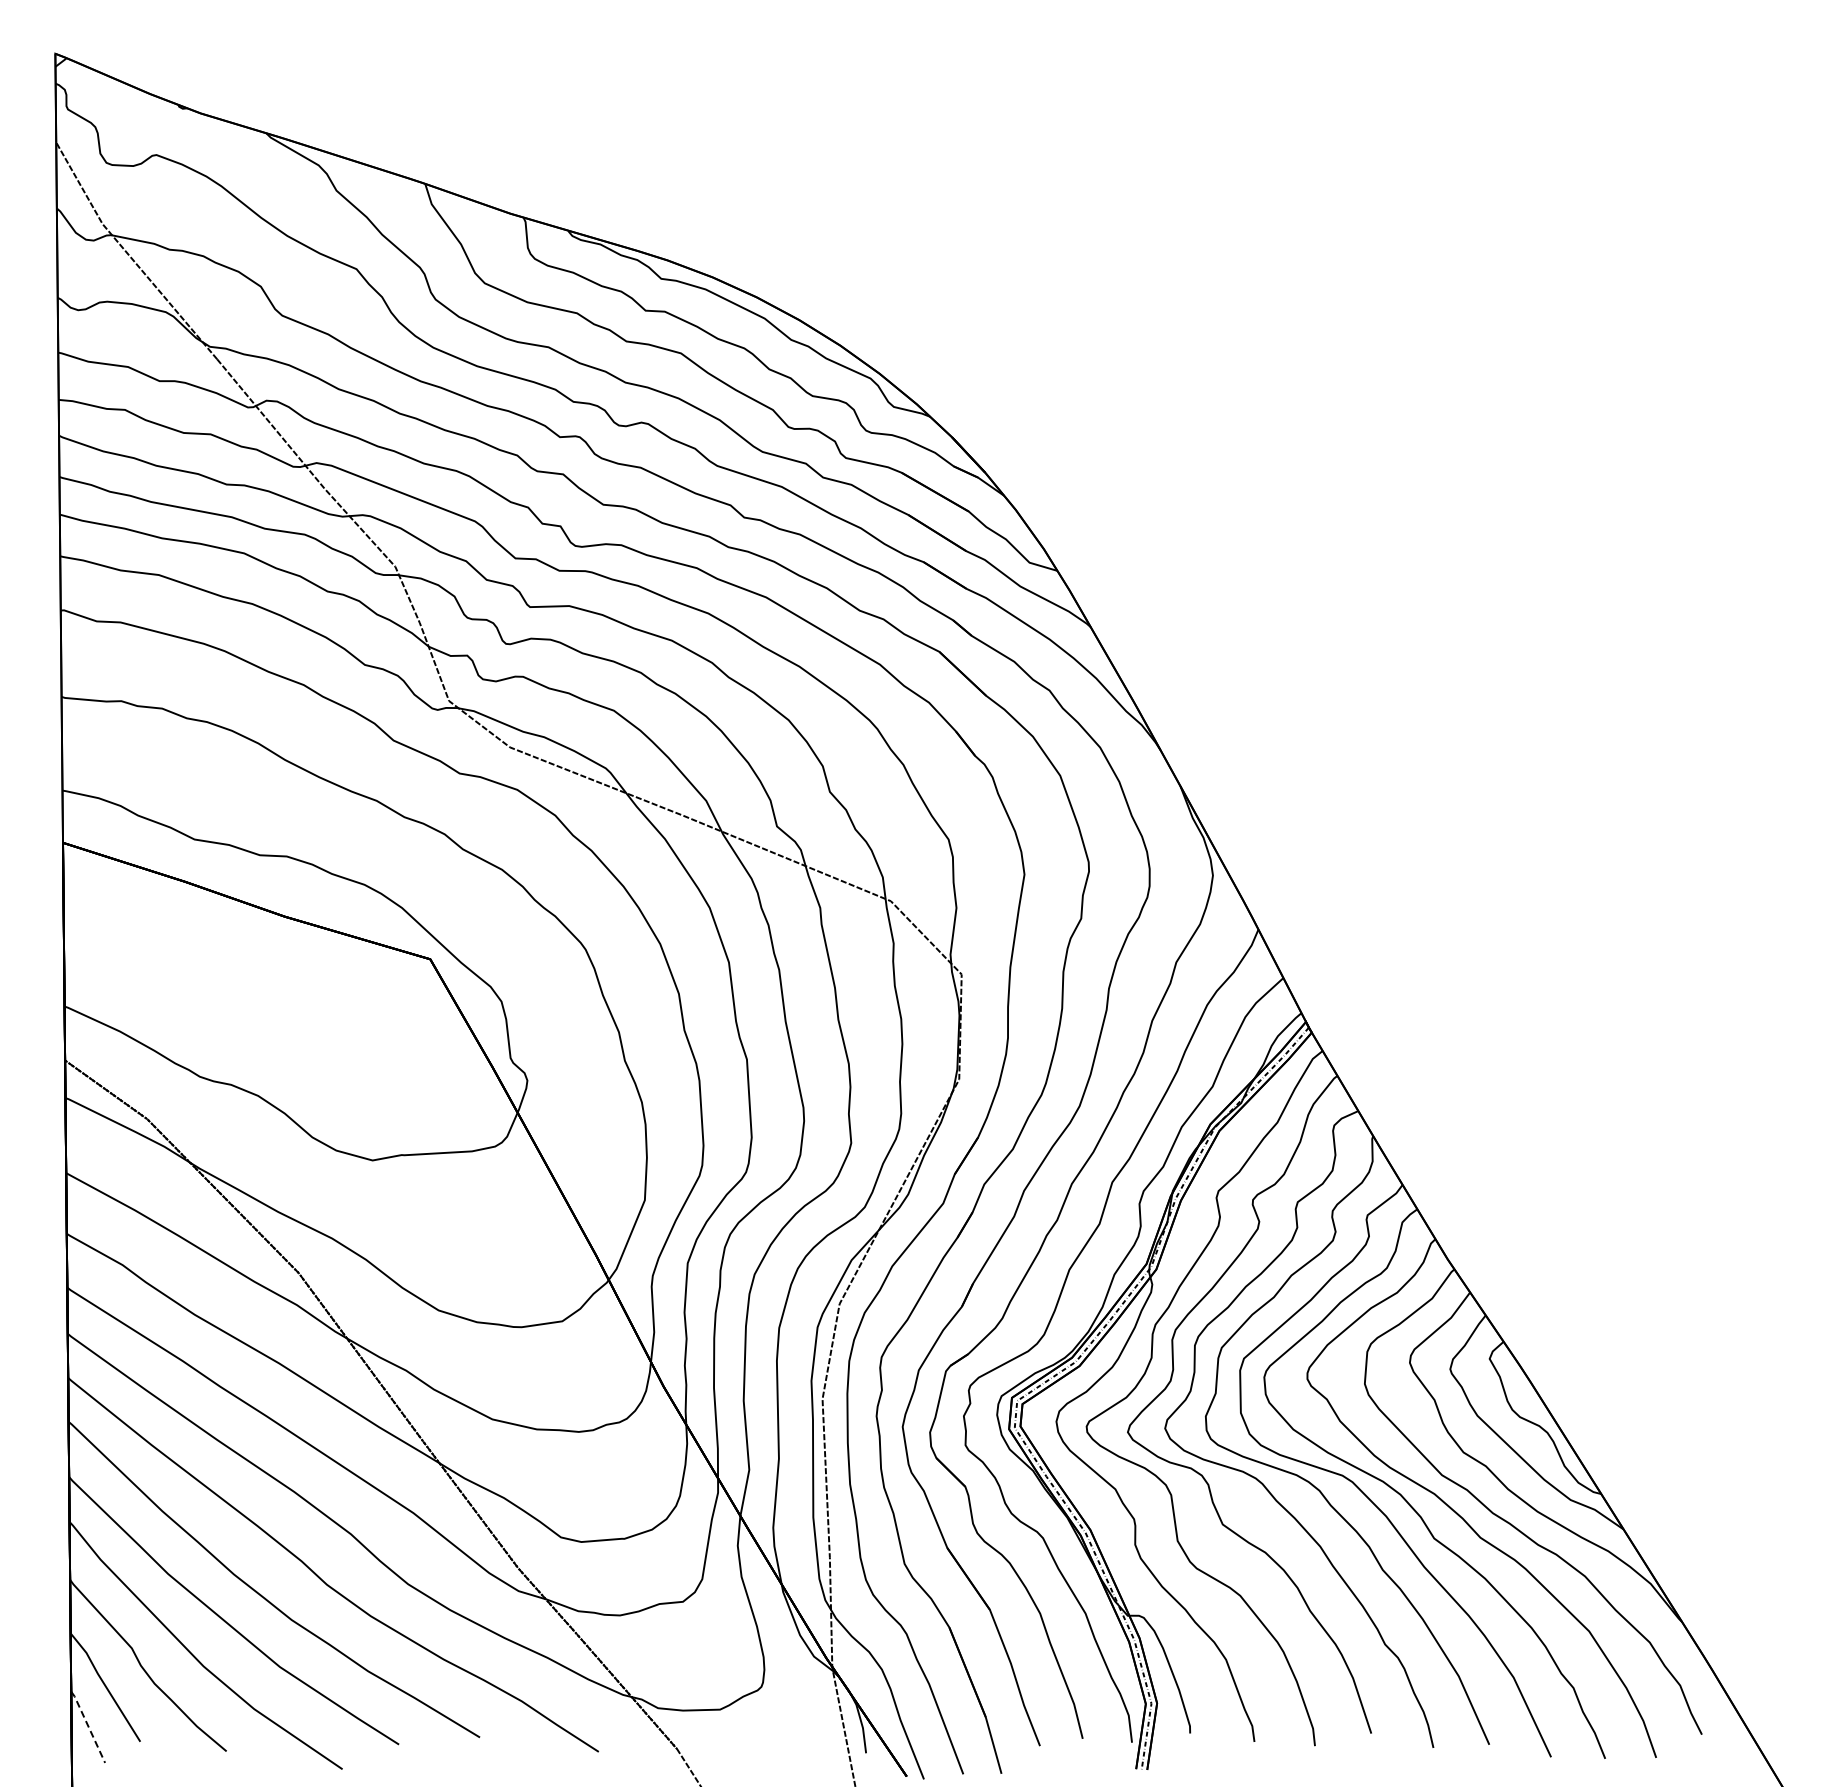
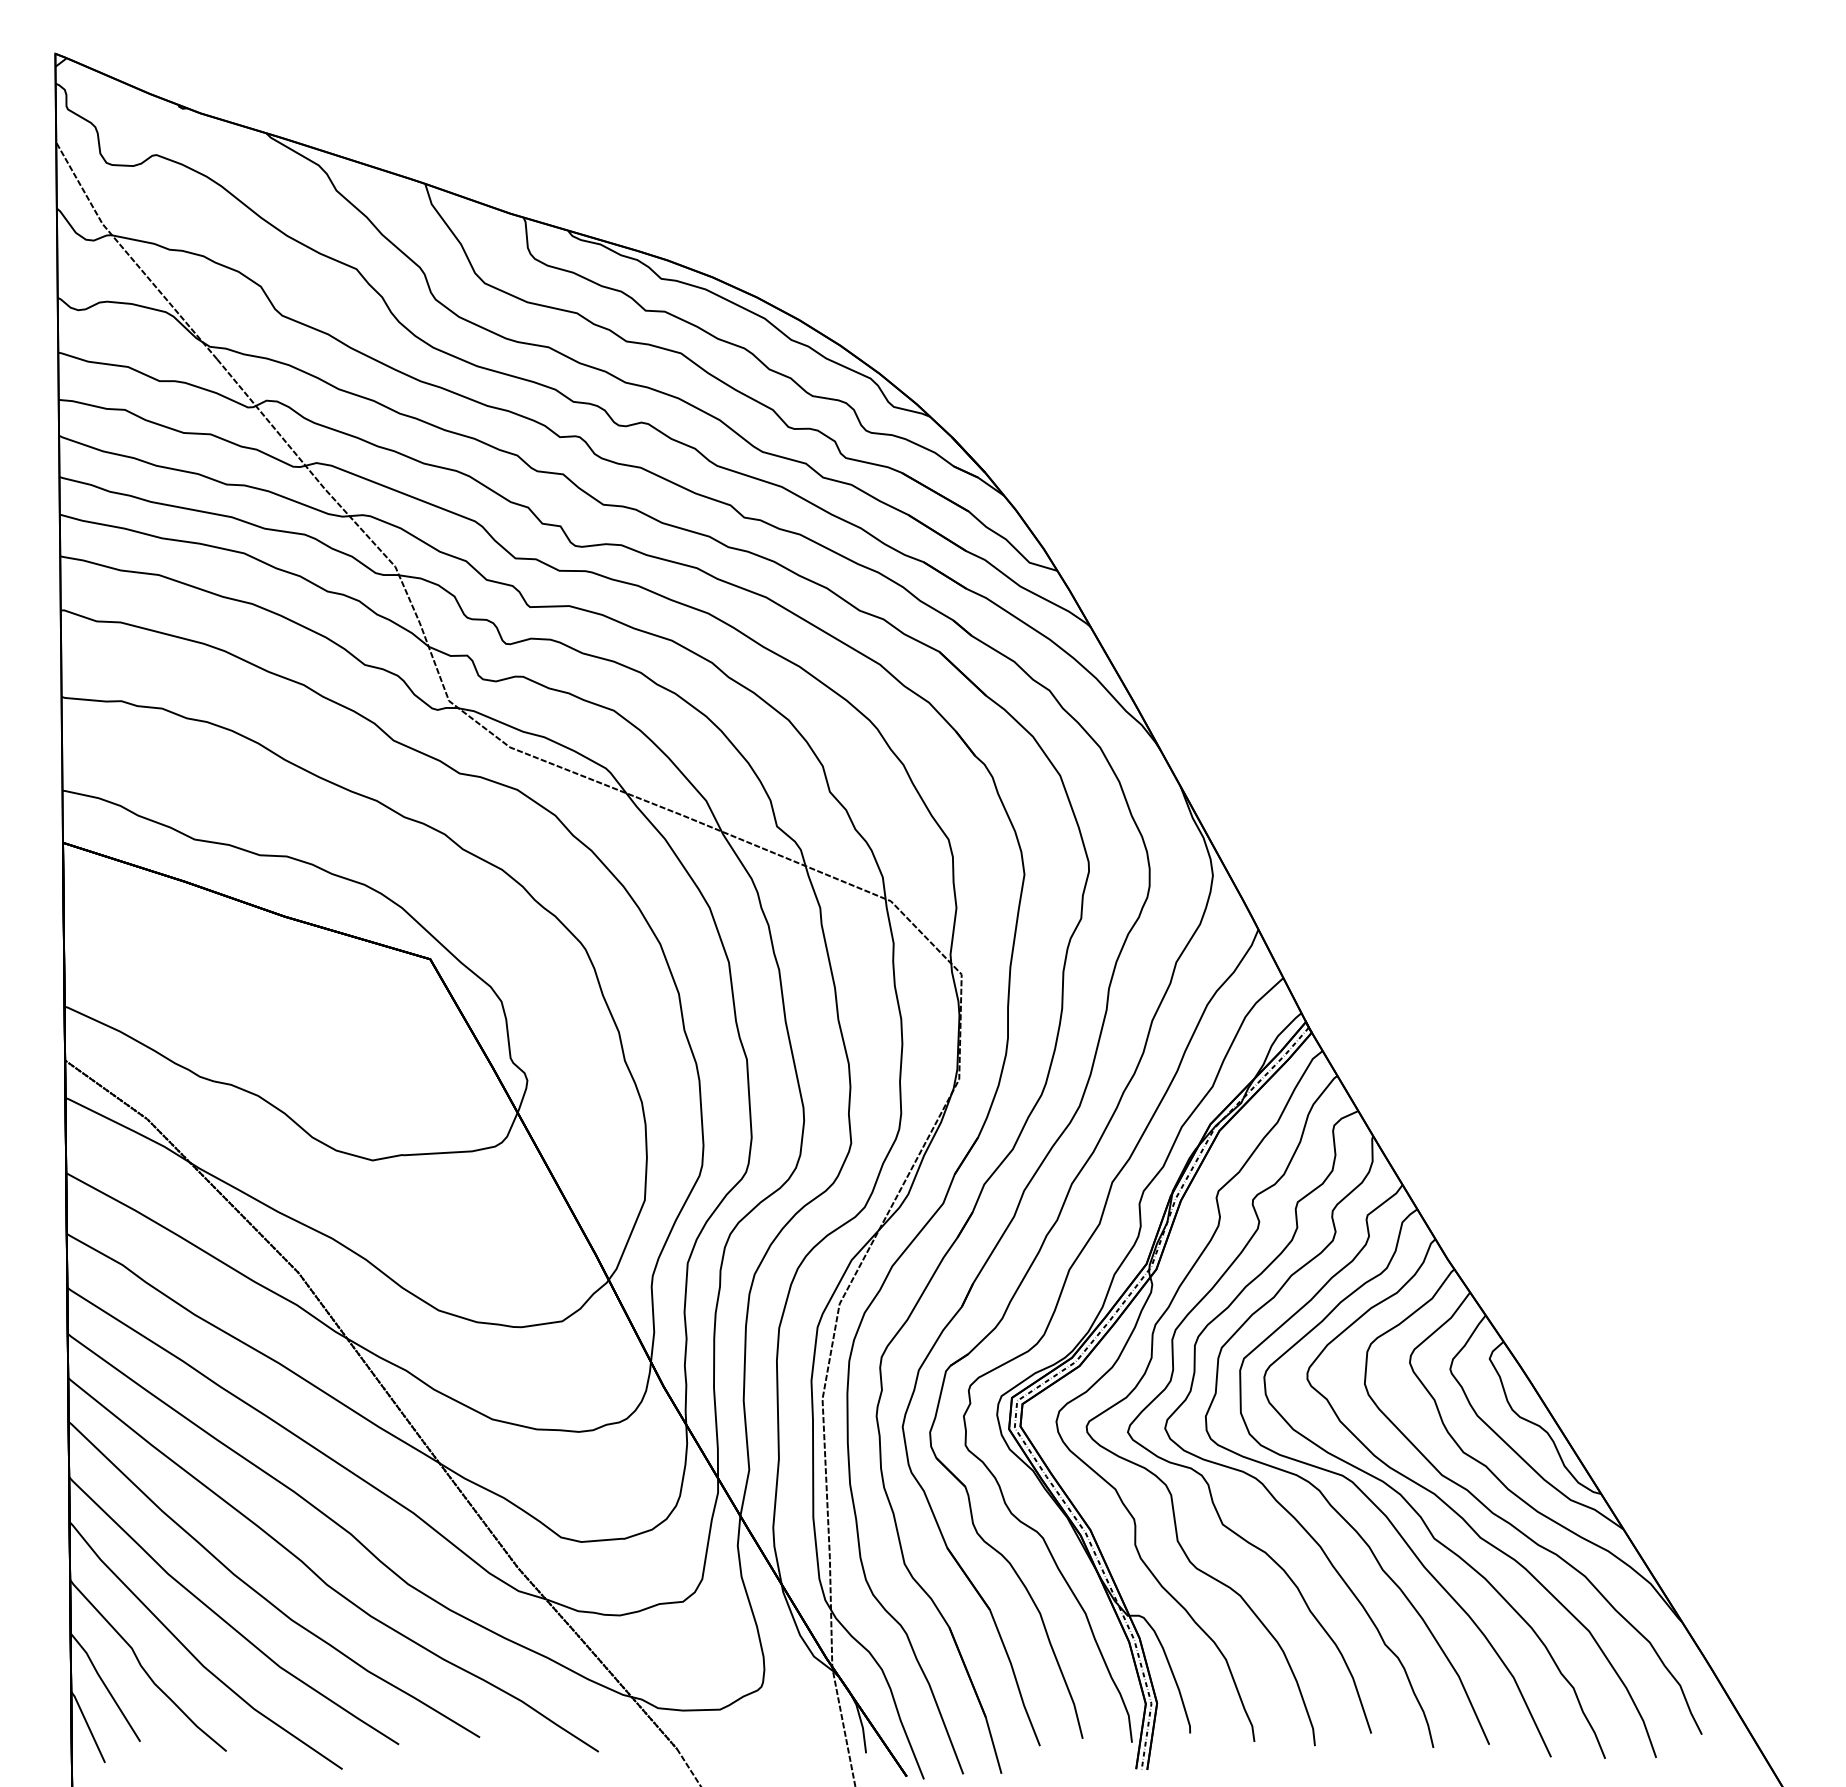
line: dashed -> solid (88, 1727)
